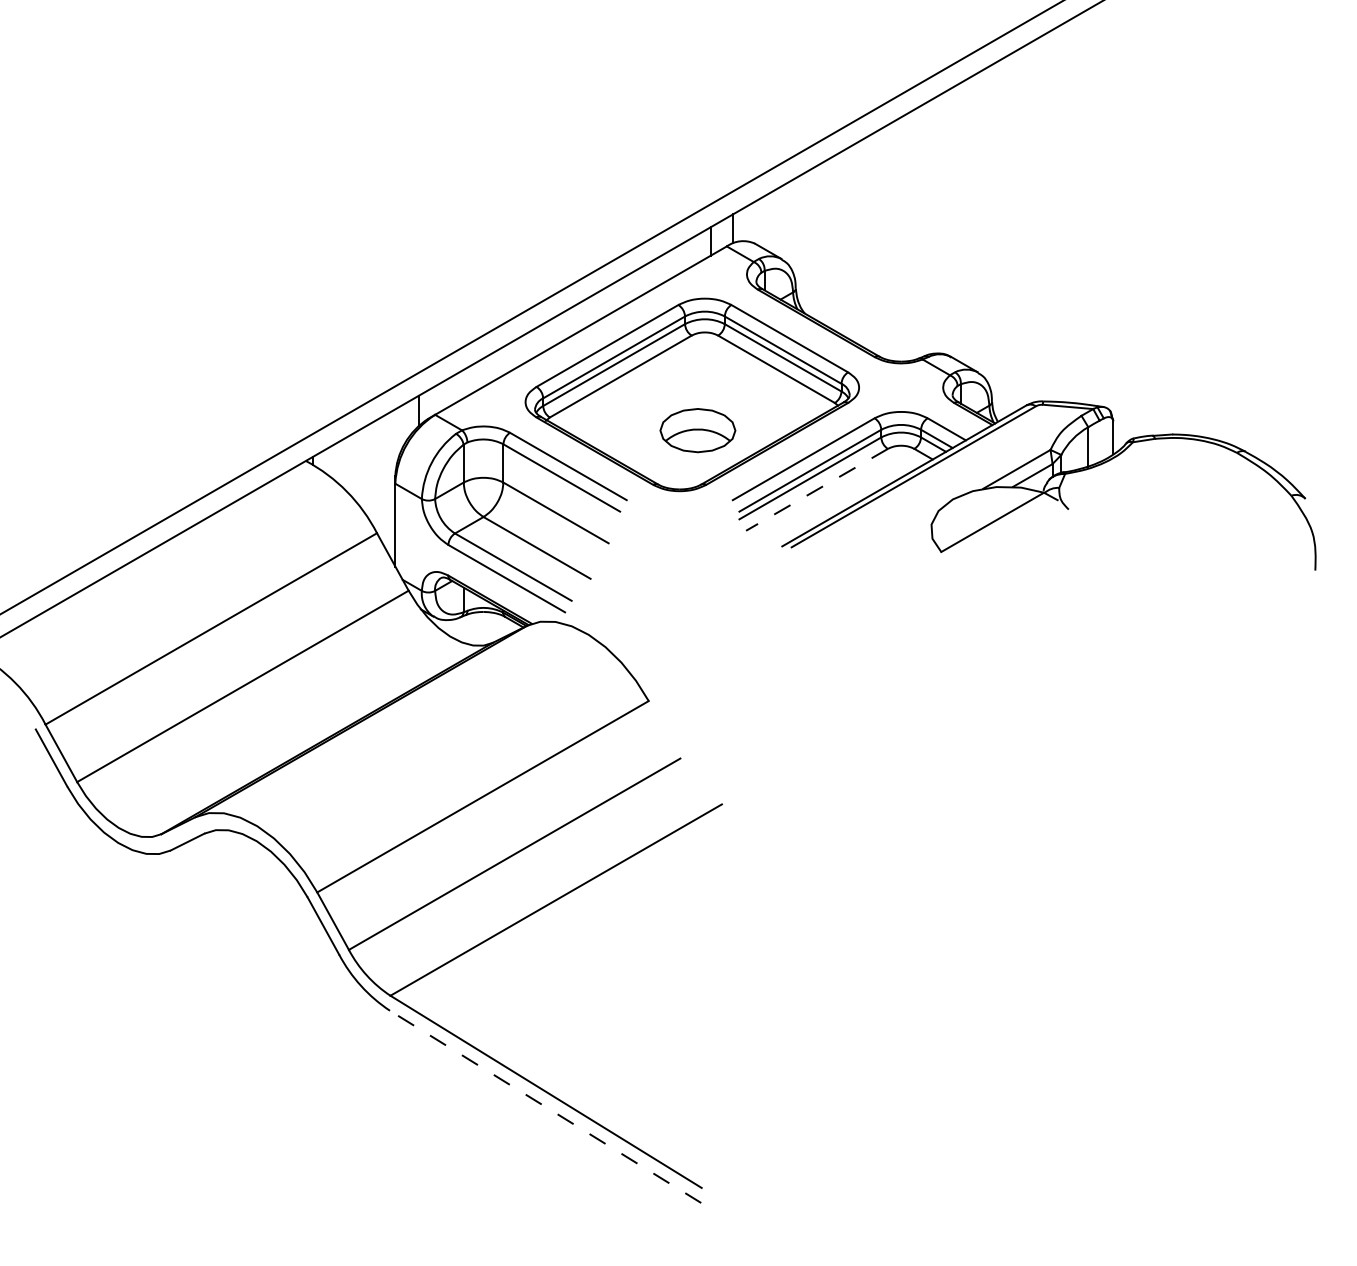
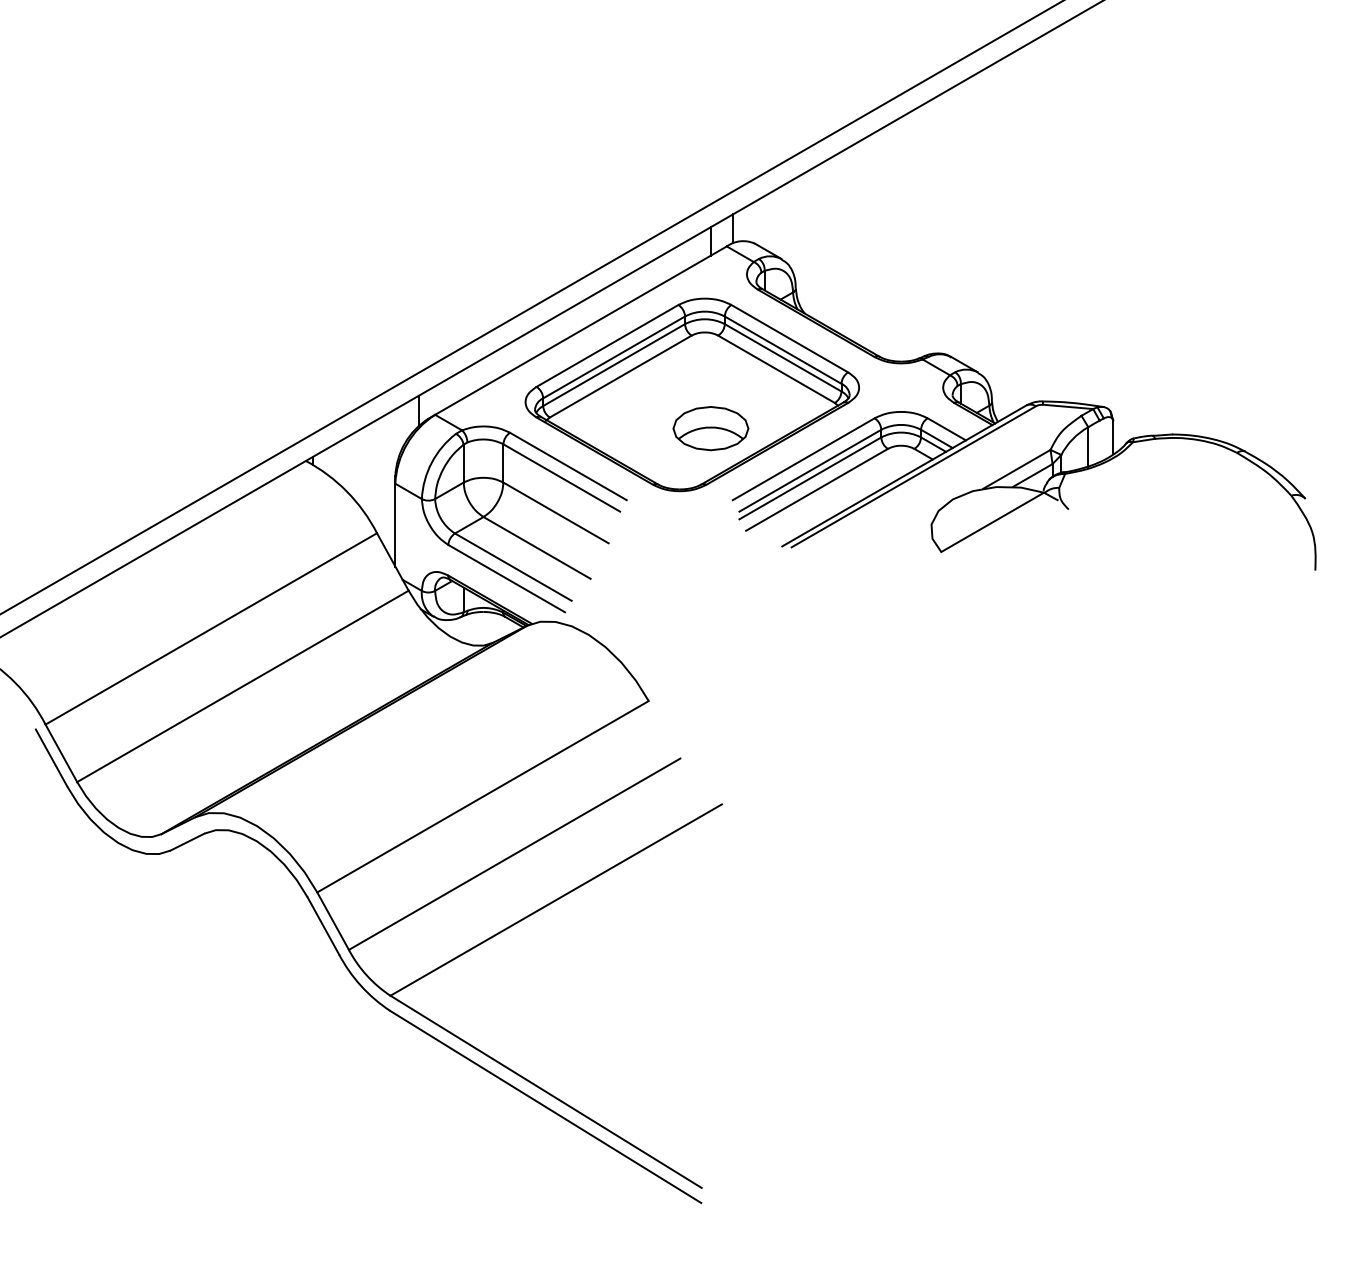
part position: (697, 430) -> (710, 428) (710, 428)
line: dashed -> solid (817, 489)
line: dashed -> solid (545, 1106)
